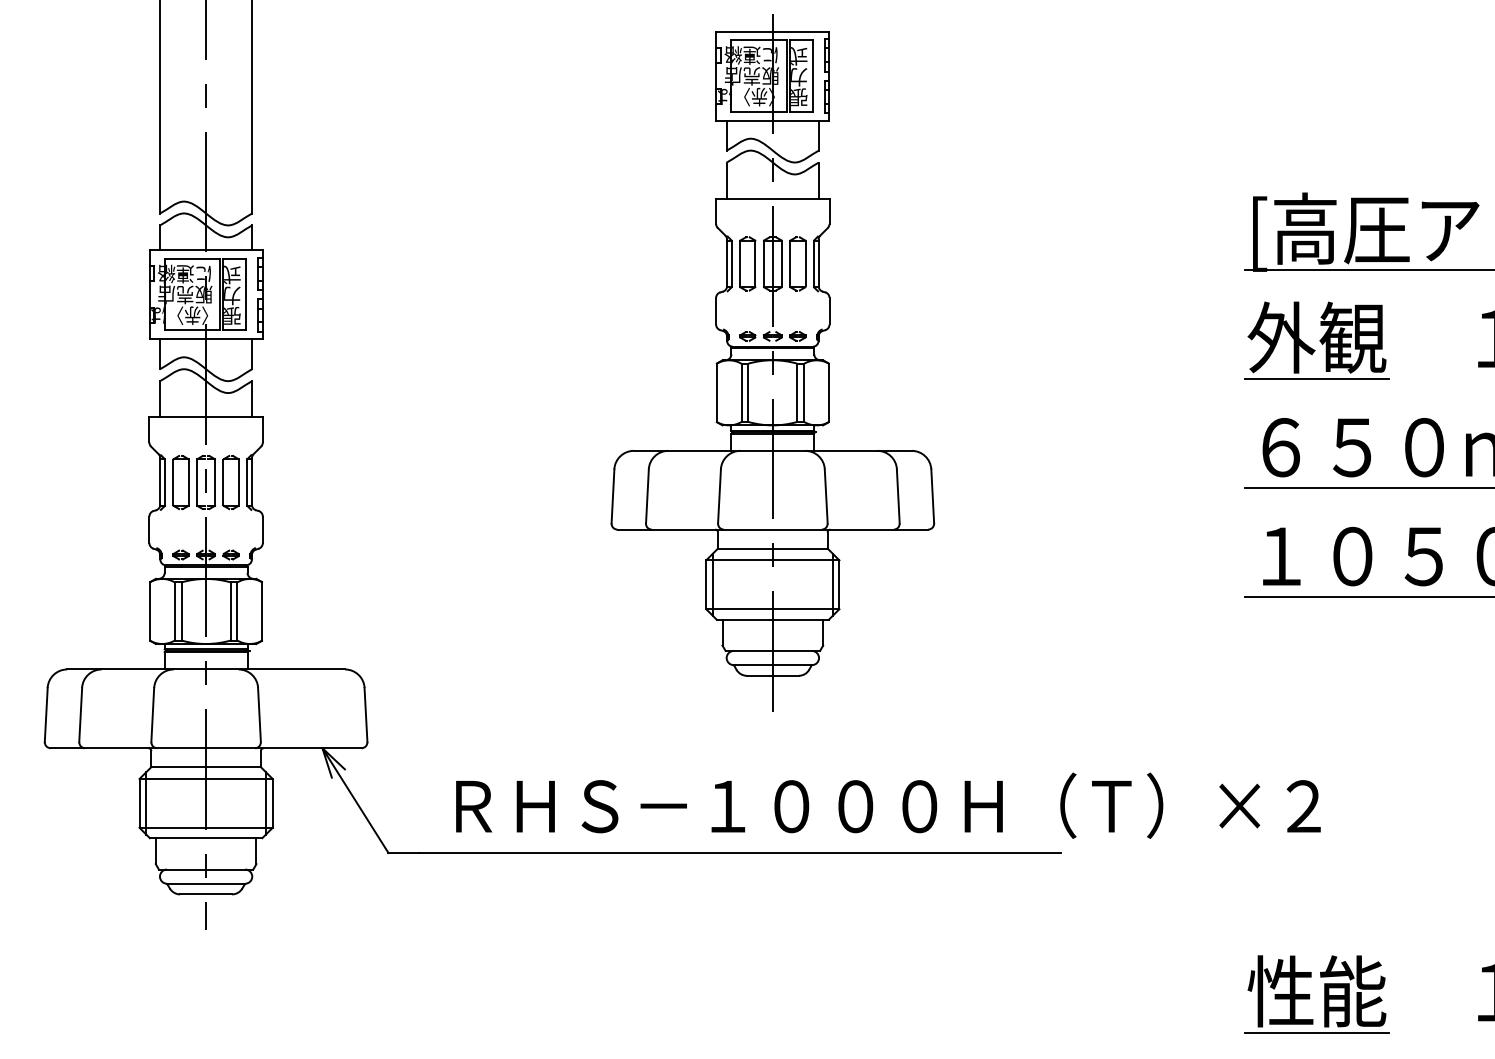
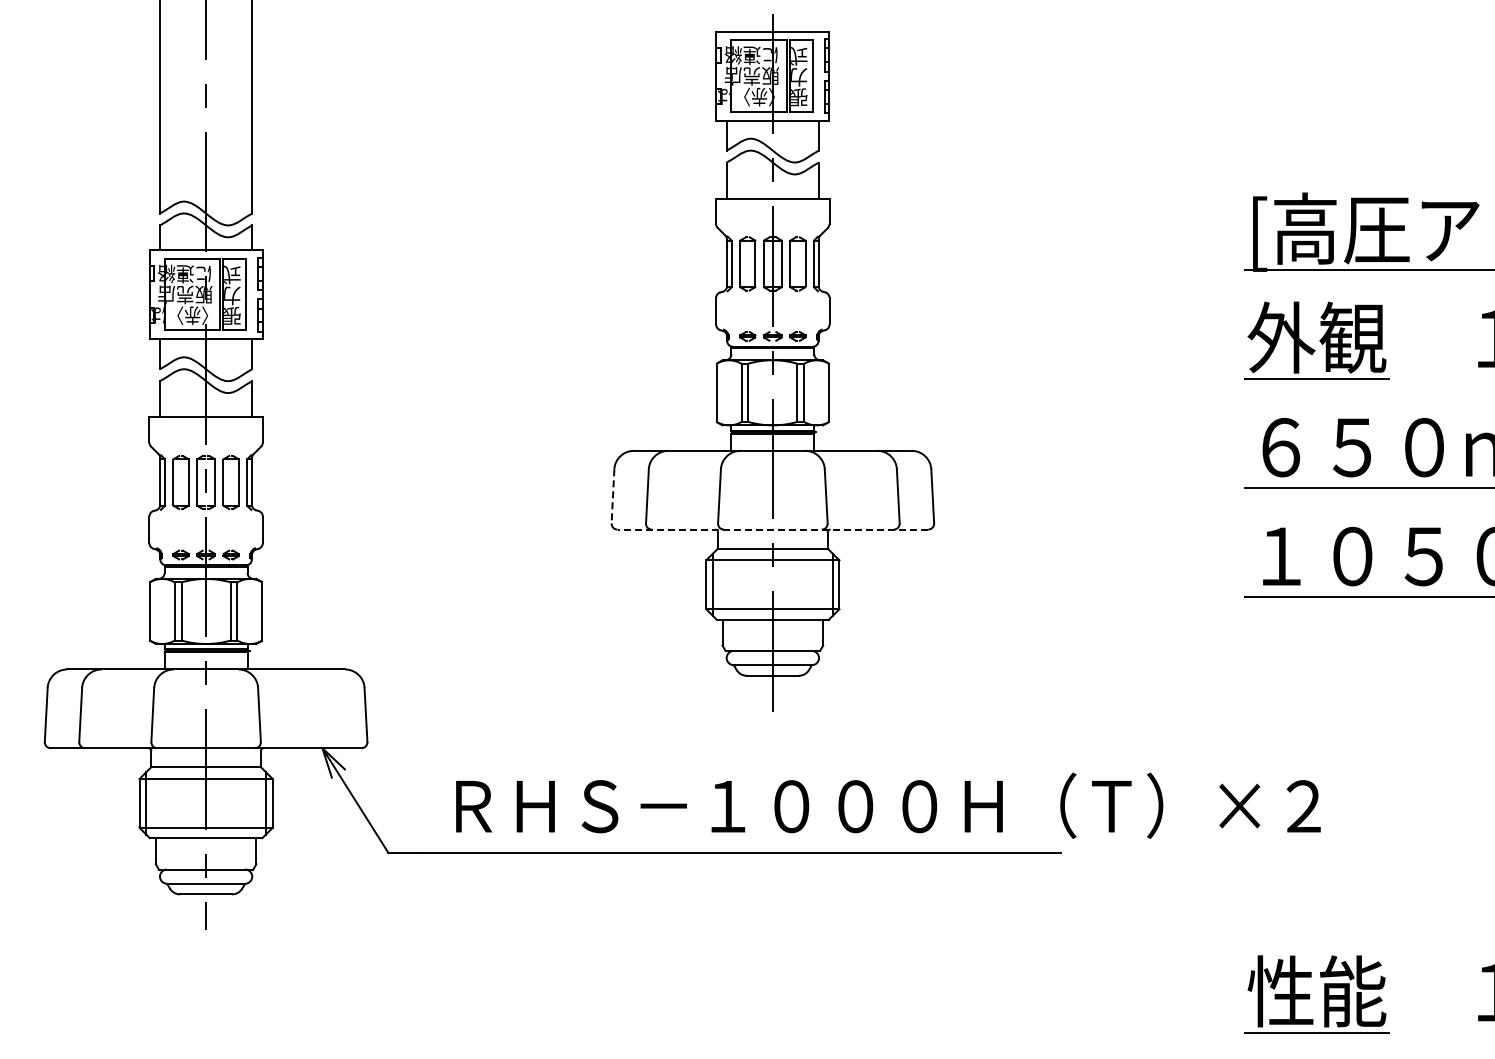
line: solid -> dashed (612, 496)
line: solid -> dashed (772, 529)
